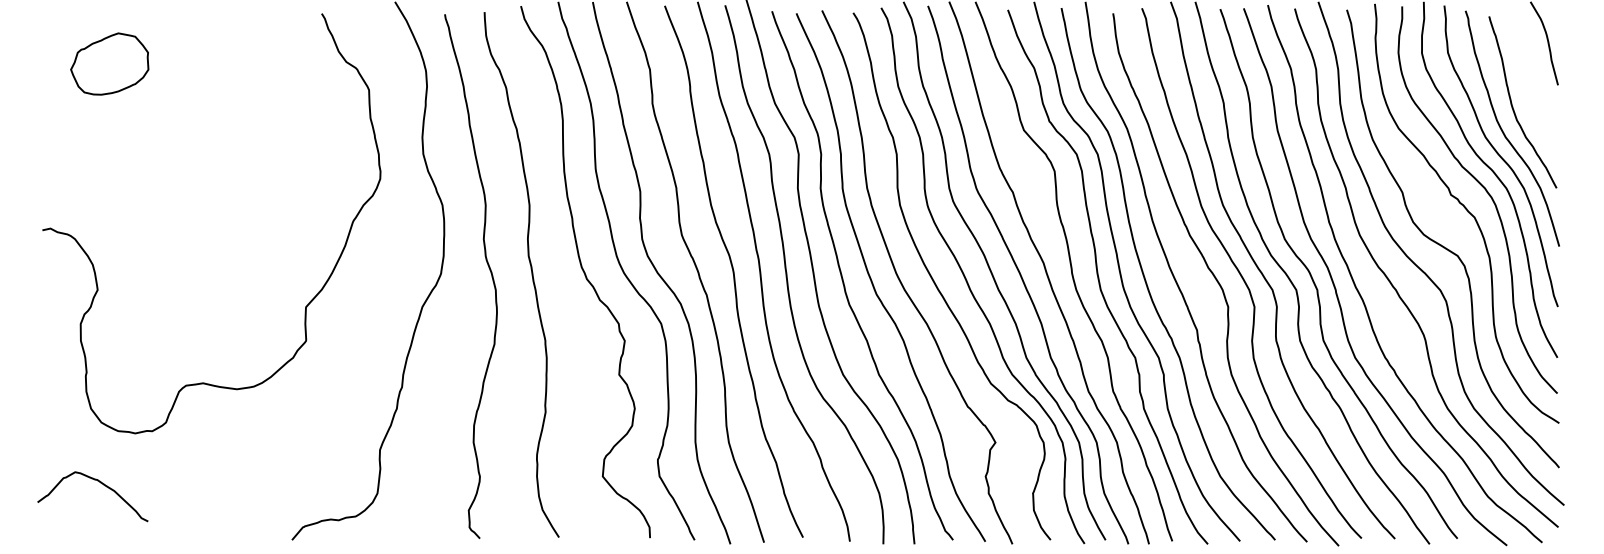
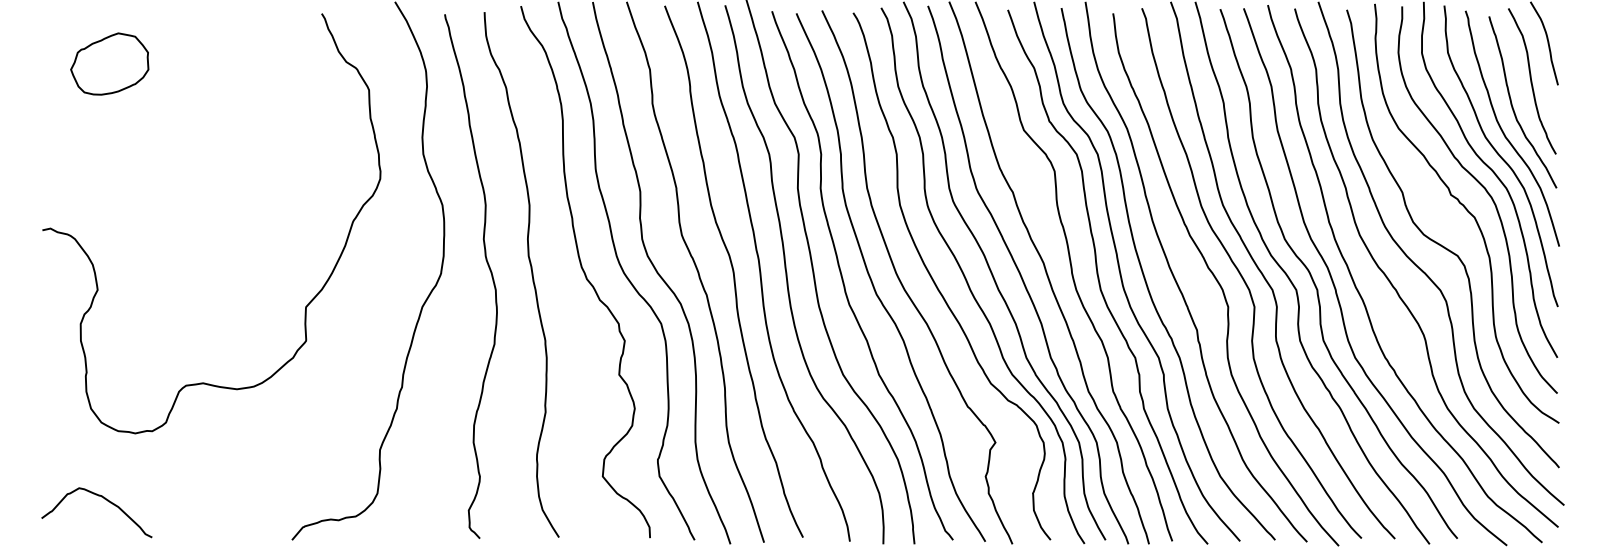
curve: none -> present (1532, 81)
curve position: (100, 483) -> (104, 499) (104, 499)
